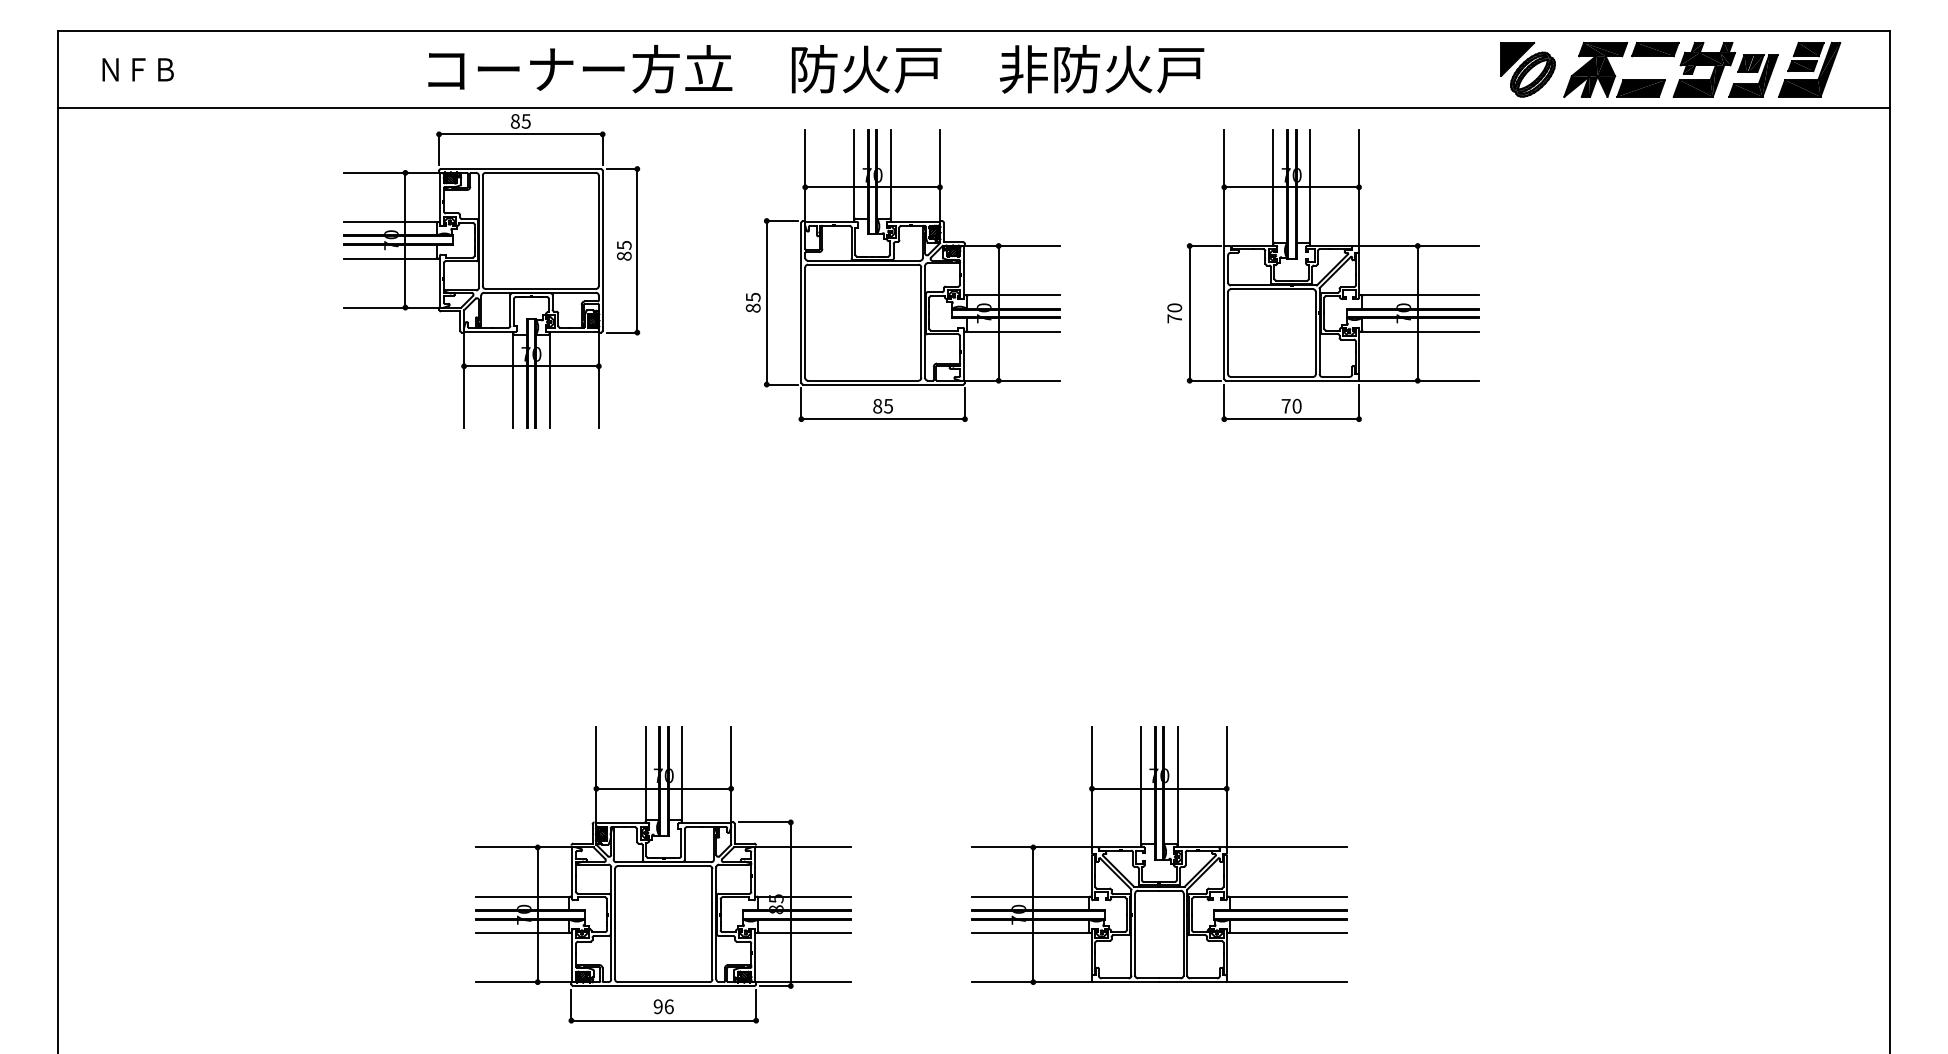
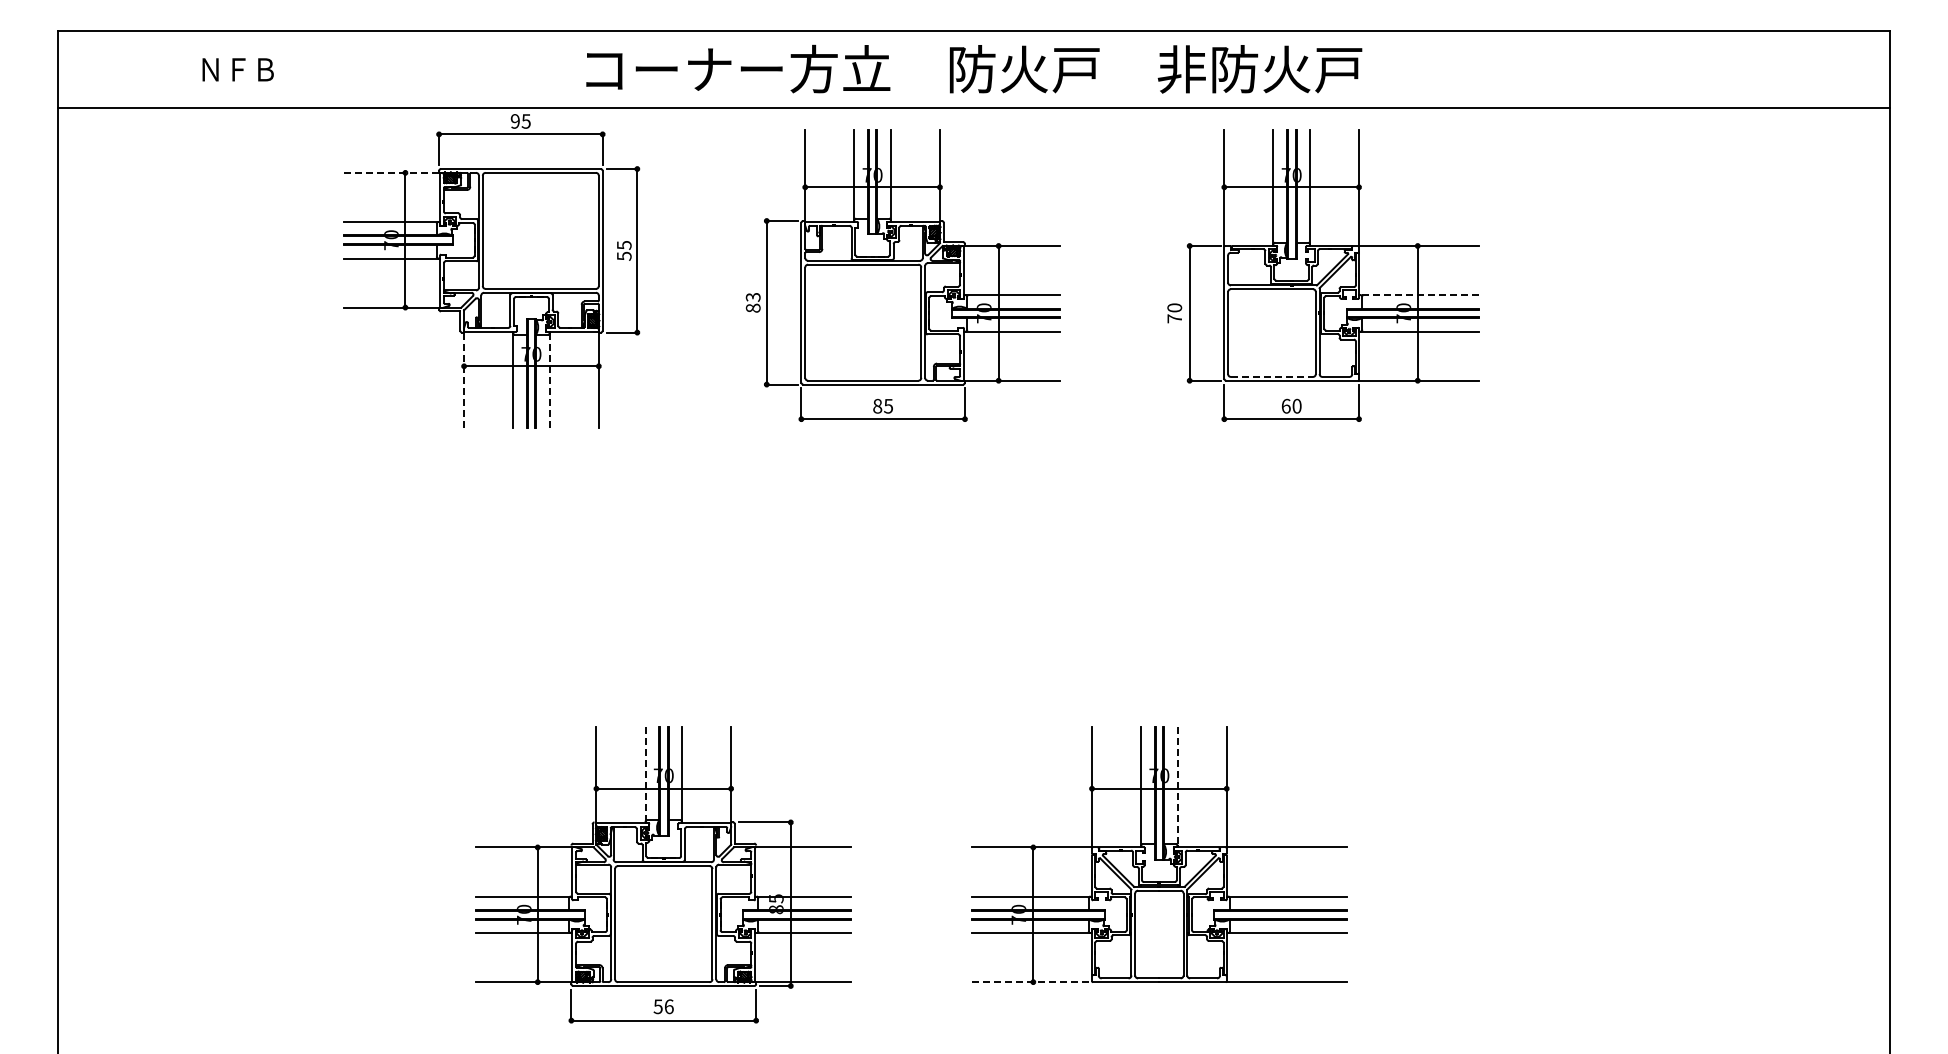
part: present -> none (1679, 65)
text position: (816, 68) -> (974, 68) (974, 68)
text position: (137, 69) -> (237, 69) (237, 69)
text: 85 -> 95 (514, 121)
line: solid -> dashed (392, 172)
text: 85 -> 55 (624, 255)
line: solid -> dashed (1418, 295)
text: 85 -> 83 (752, 297)
line: solid -> dashed (1271, 376)
line: solid -> dashed (464, 379)
line: solid -> dashed (549, 379)
text: 70 -> 60 (1285, 405)
line: solid -> dashed (645, 775)
line: solid -> dashed (1177, 787)
line: solid -> dashed (1032, 982)
text: 96 -> 56 (657, 1006)
